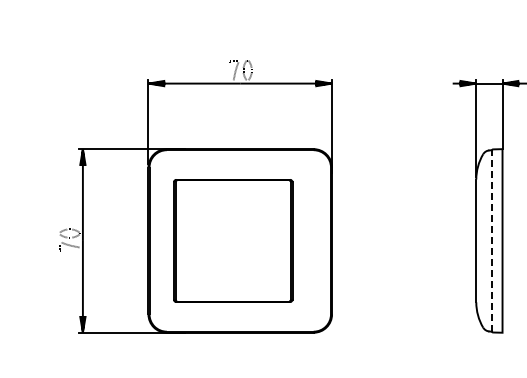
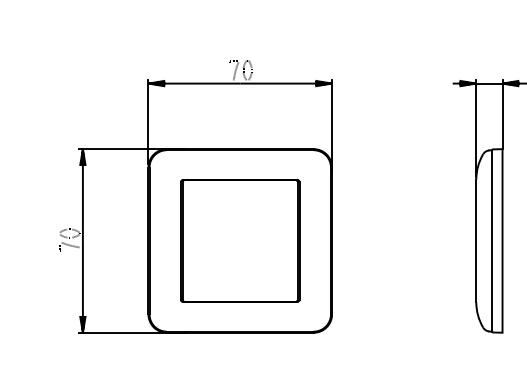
part position: (233, 240) -> (240, 240) (240, 240)
line: dashed -> solid (492, 240)
